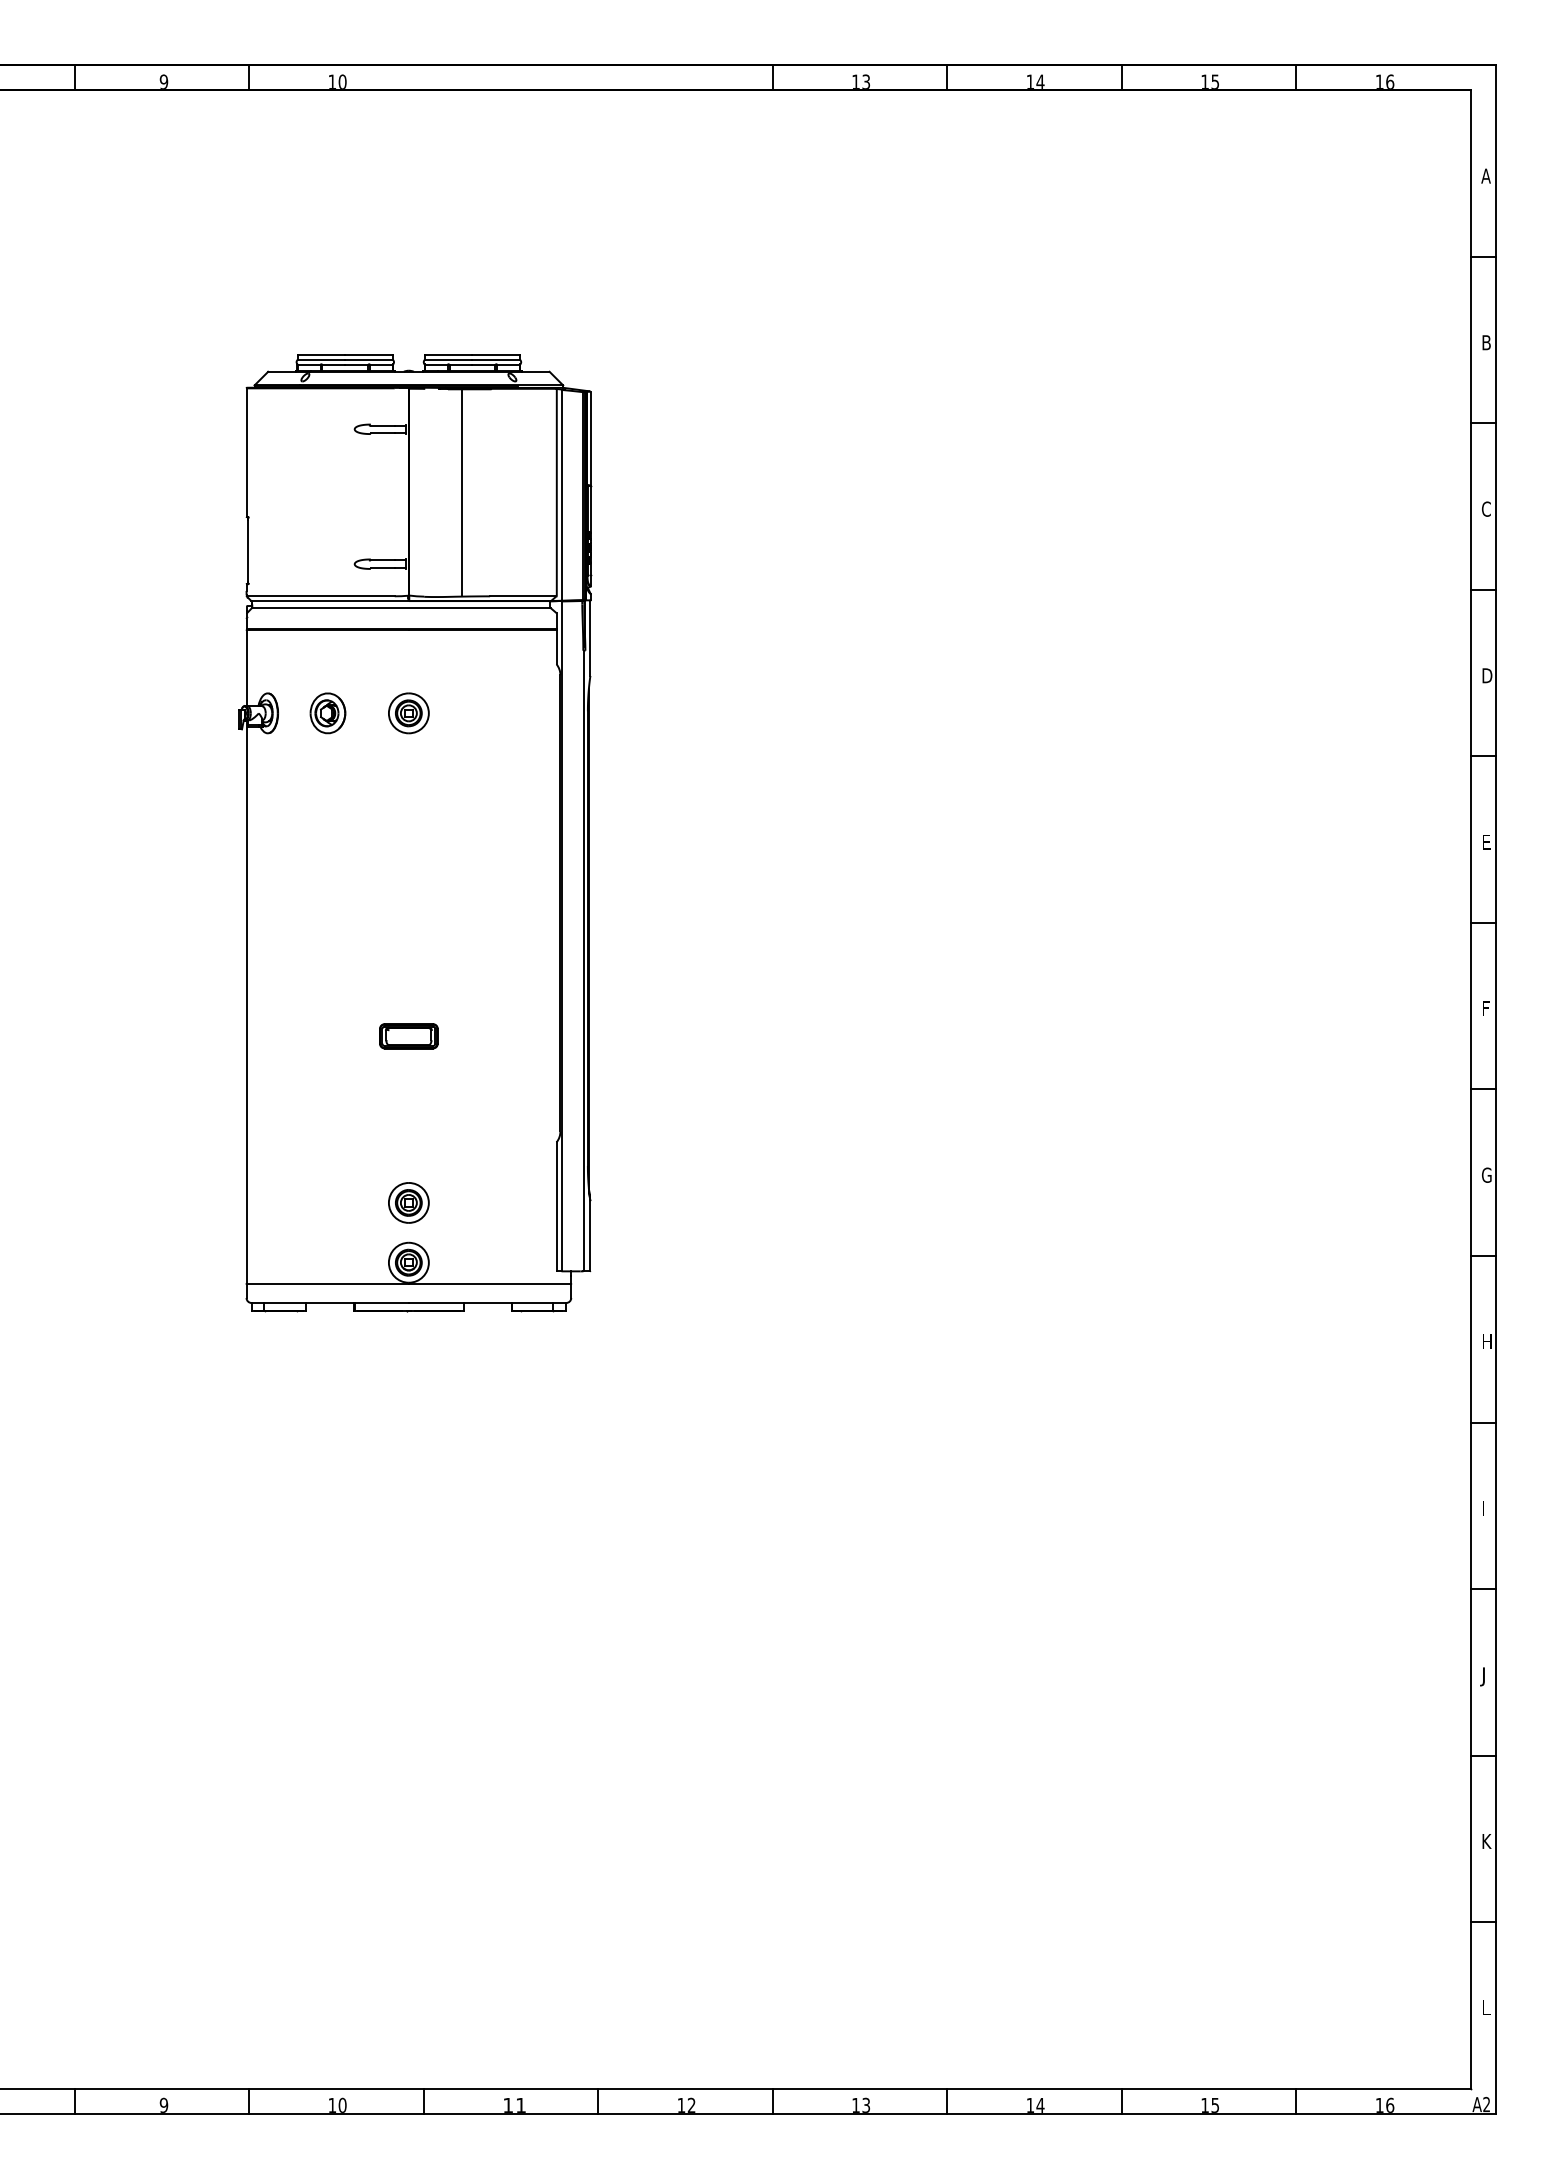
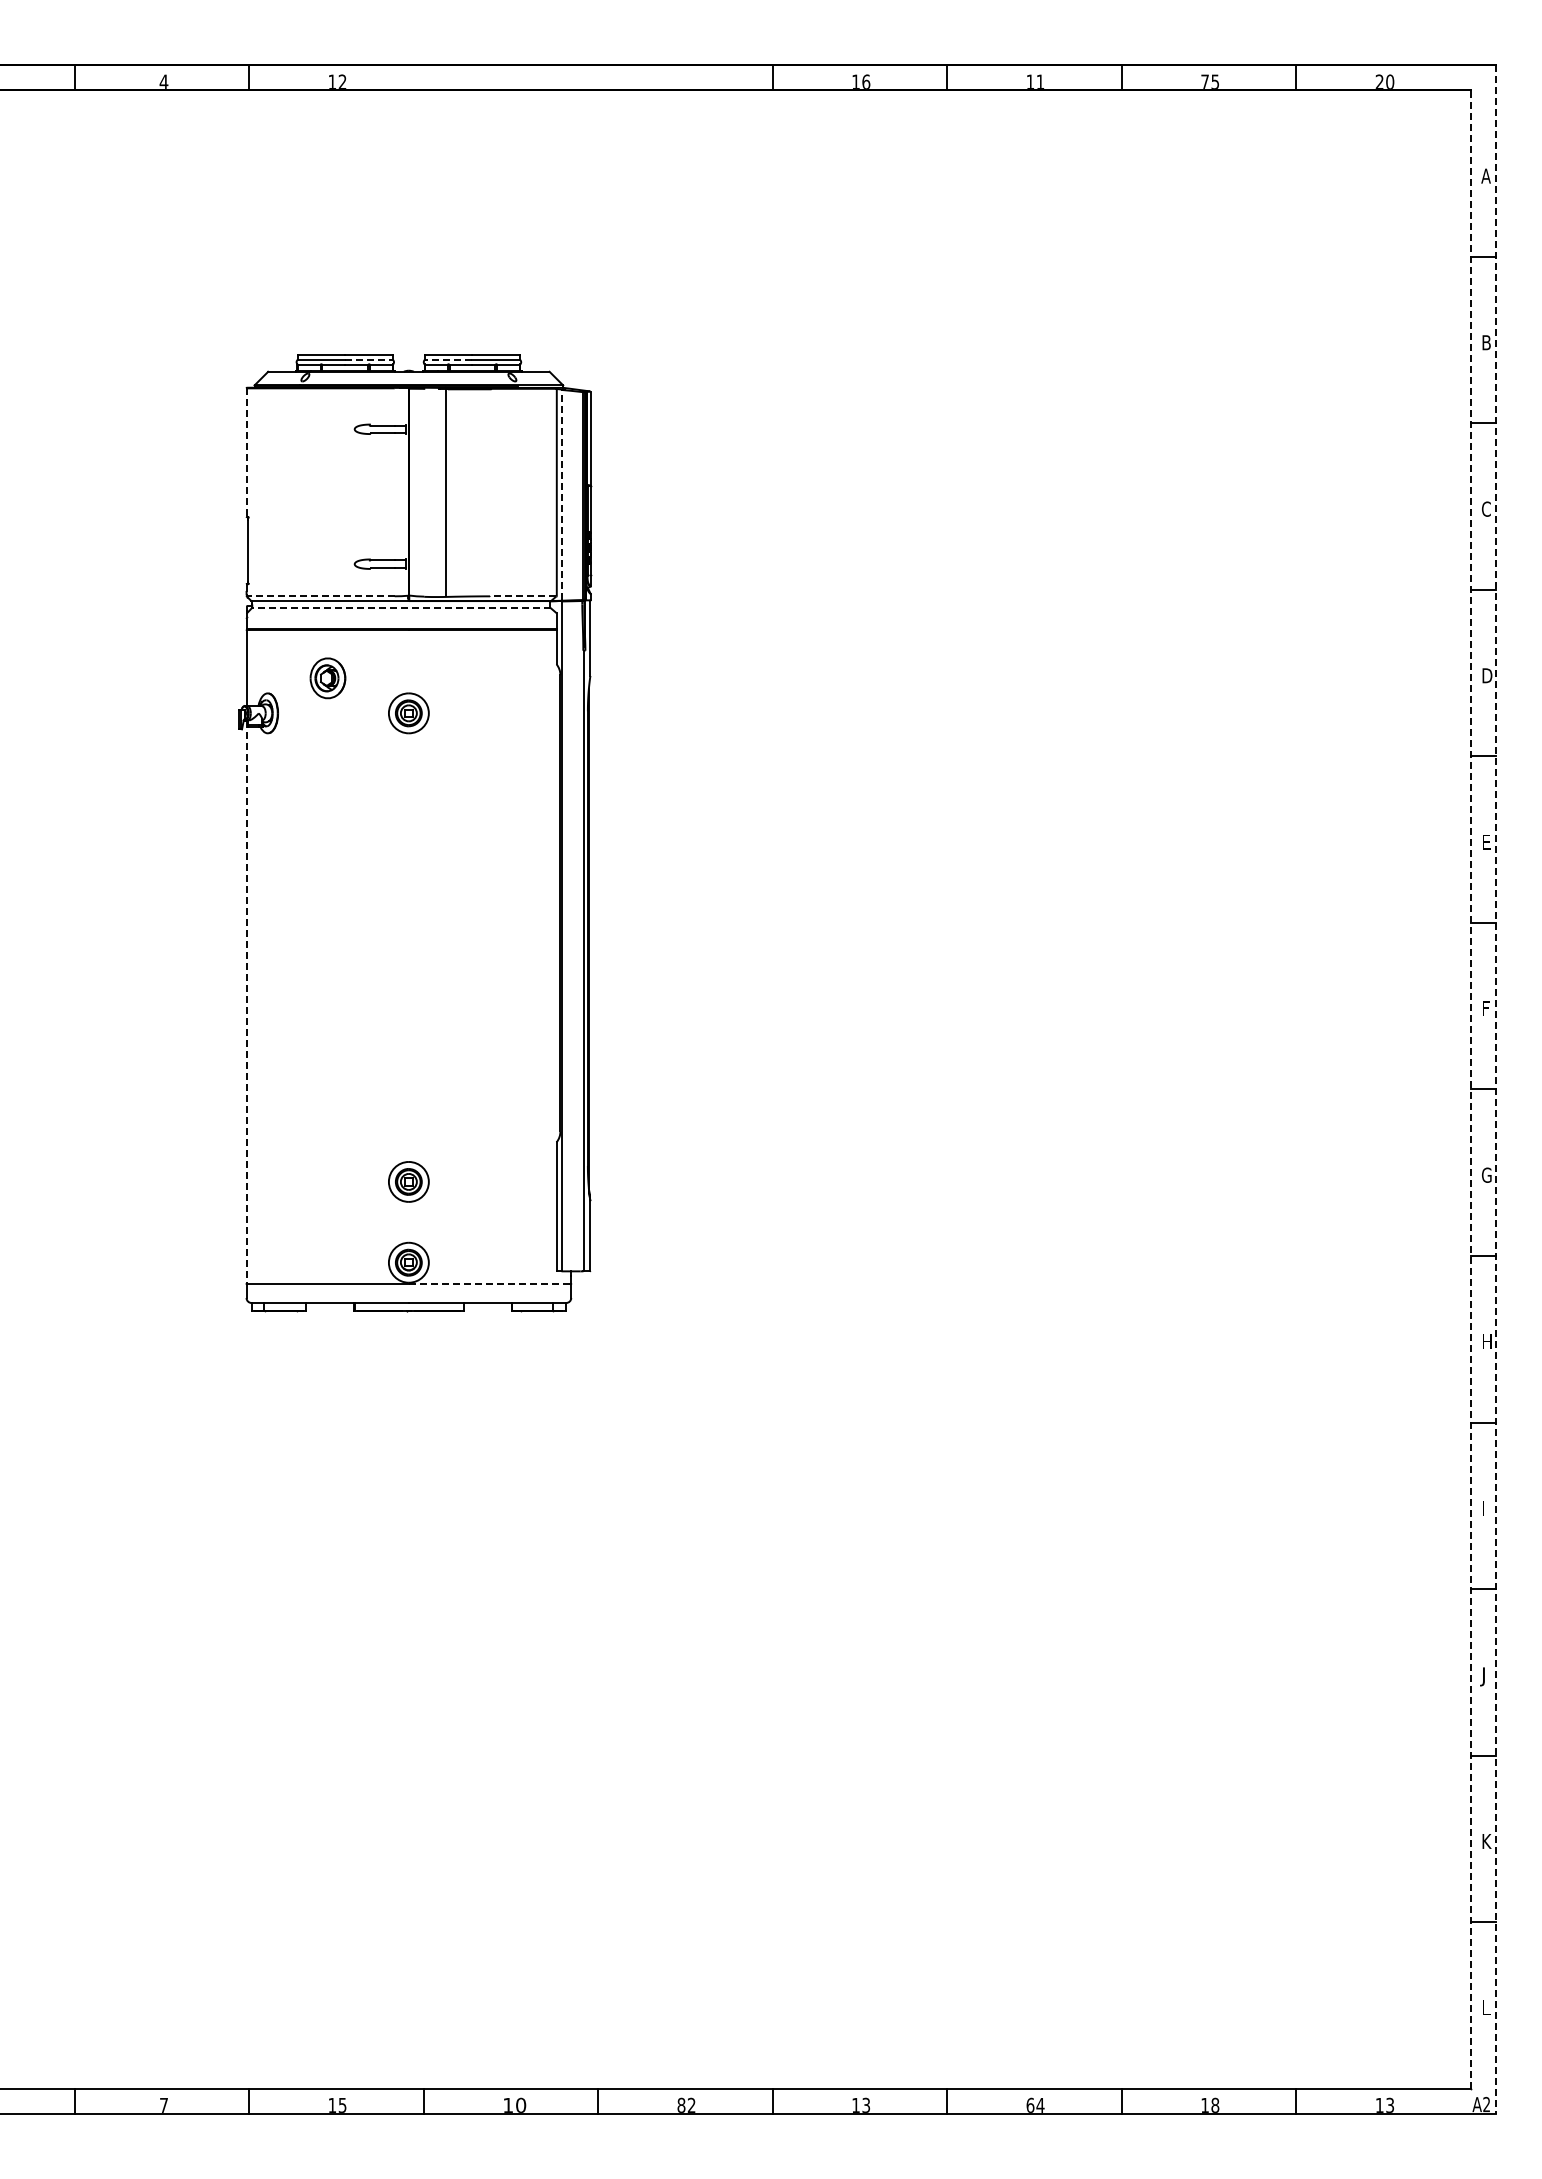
text: 9 -> 4 (163, 81)
text: 10 -> 12 (342, 81)
text: 13 -> 16 (866, 81)
text: 14 -> 11 (1040, 81)
text: 15 -> 75 (1204, 81)
text: 16 -> 20 (1384, 81)
line: solid -> dashed (369, 359)
line: solid -> dashed (448, 359)
line: solid -> dashed (246, 453)
line position: (462, 492) -> (446, 492) (446, 492)
line: solid -> dashed (562, 494)
line: solid -> dashed (320, 596)
line: solid -> dashed (522, 596)
line: solid -> dashed (400, 607)
part position: (327, 713) -> (327, 678) (327, 678)
line: solid -> dashed (246, 1002)
part: present -> none (408, 1036)
line: solid -> dashed (1470, 1089)
line: solid -> dashed (1495, 1090)
part position: (408, 1202) -> (408, 1181) (408, 1181)
line: solid -> dashed (489, 1284)
text: 9 -> 7 (163, 2104)
text: 10 -> 15 (342, 2104)
text: 11 -> 10 (521, 2104)
text: 12 -> 82 (681, 2104)
text: 14 -> 64 (1030, 2104)
text: 15 -> 18 (1215, 2104)
text: 16 -> 13 (1390, 2104)
